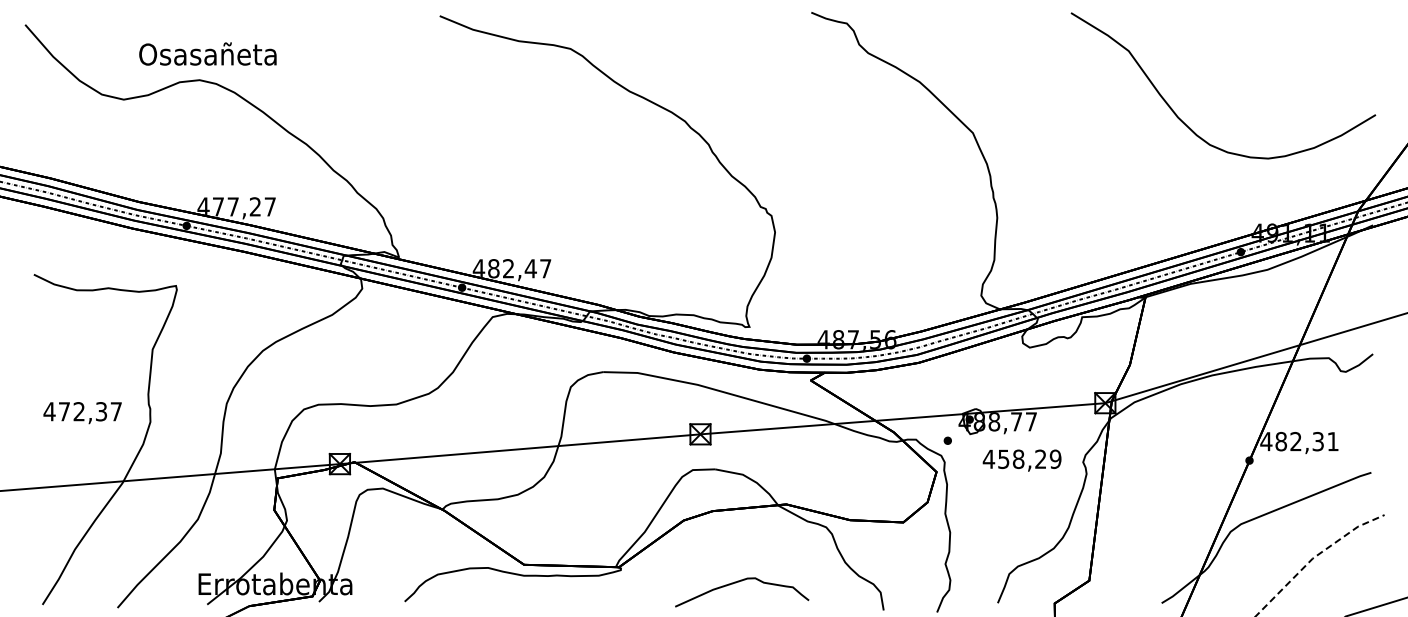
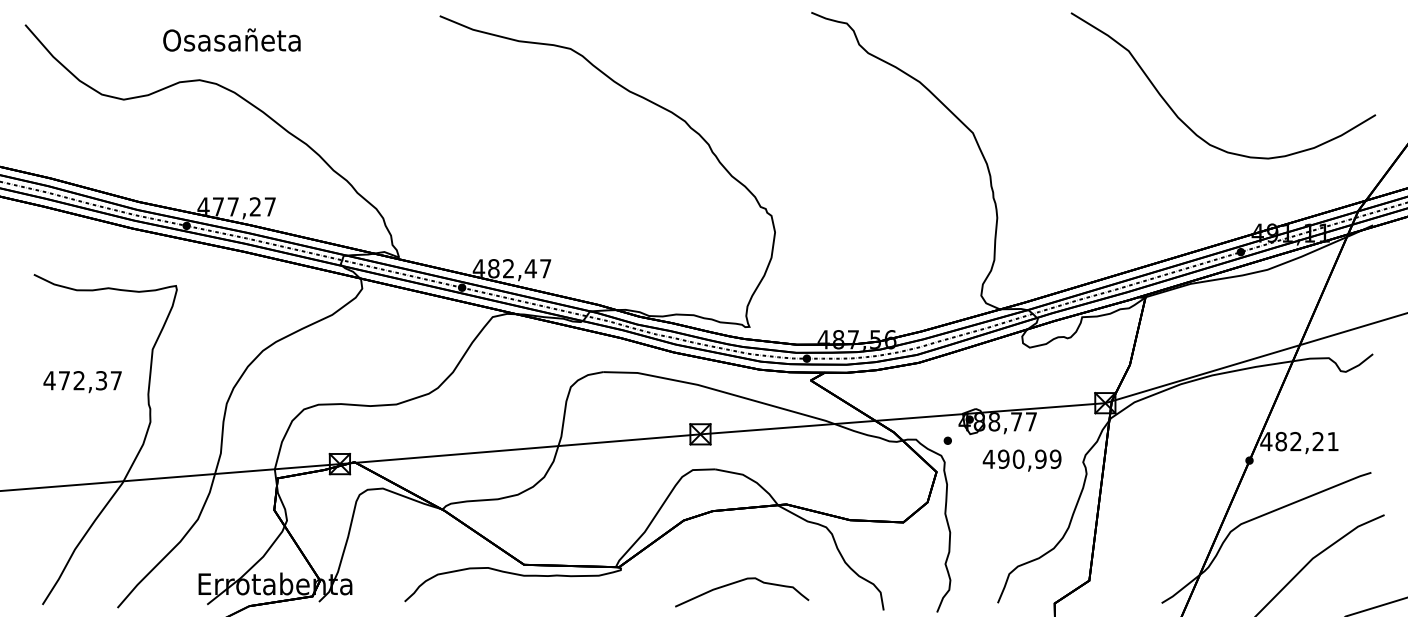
text position: (207, 53) -> (231, 39) (231, 39)
text position: (82, 413) -> (82, 382) (82, 382)
text: 482,31 -> 482,21 (1317, 441)
text: 458,29 -> 490,99 (1022, 459)
line: dashed -> solid (1314, 557)
